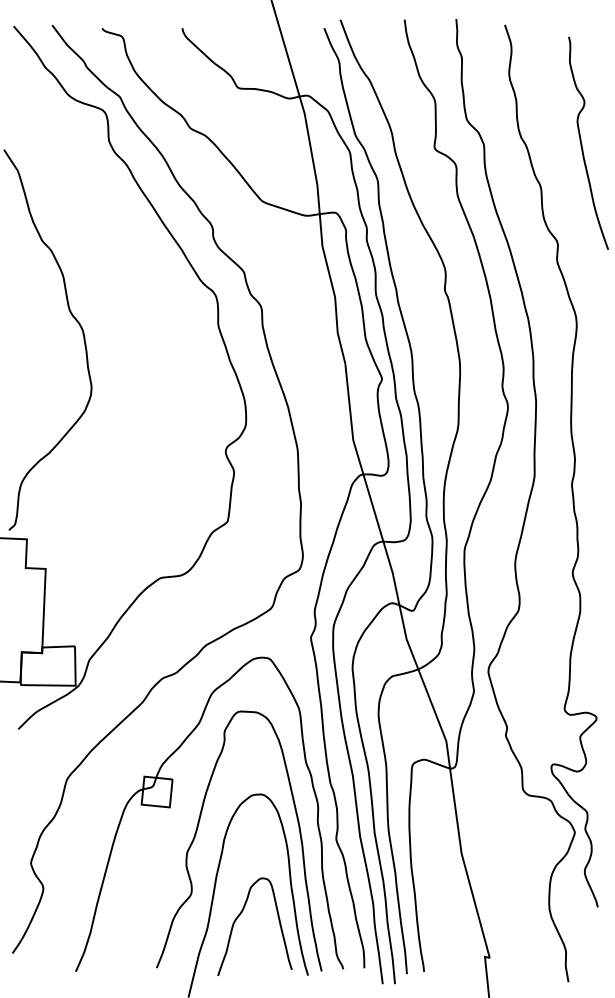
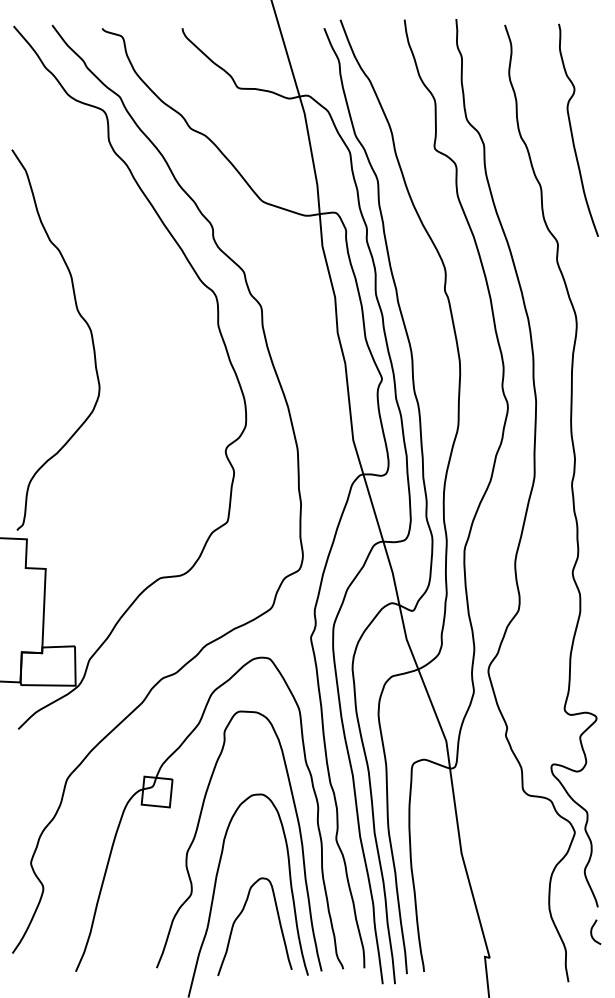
curve position: (582, 143) -> (572, 130) (572, 130)
curve position: (73, 318) -> (81, 318) (81, 318)
curve: none -> present (592, 931)
